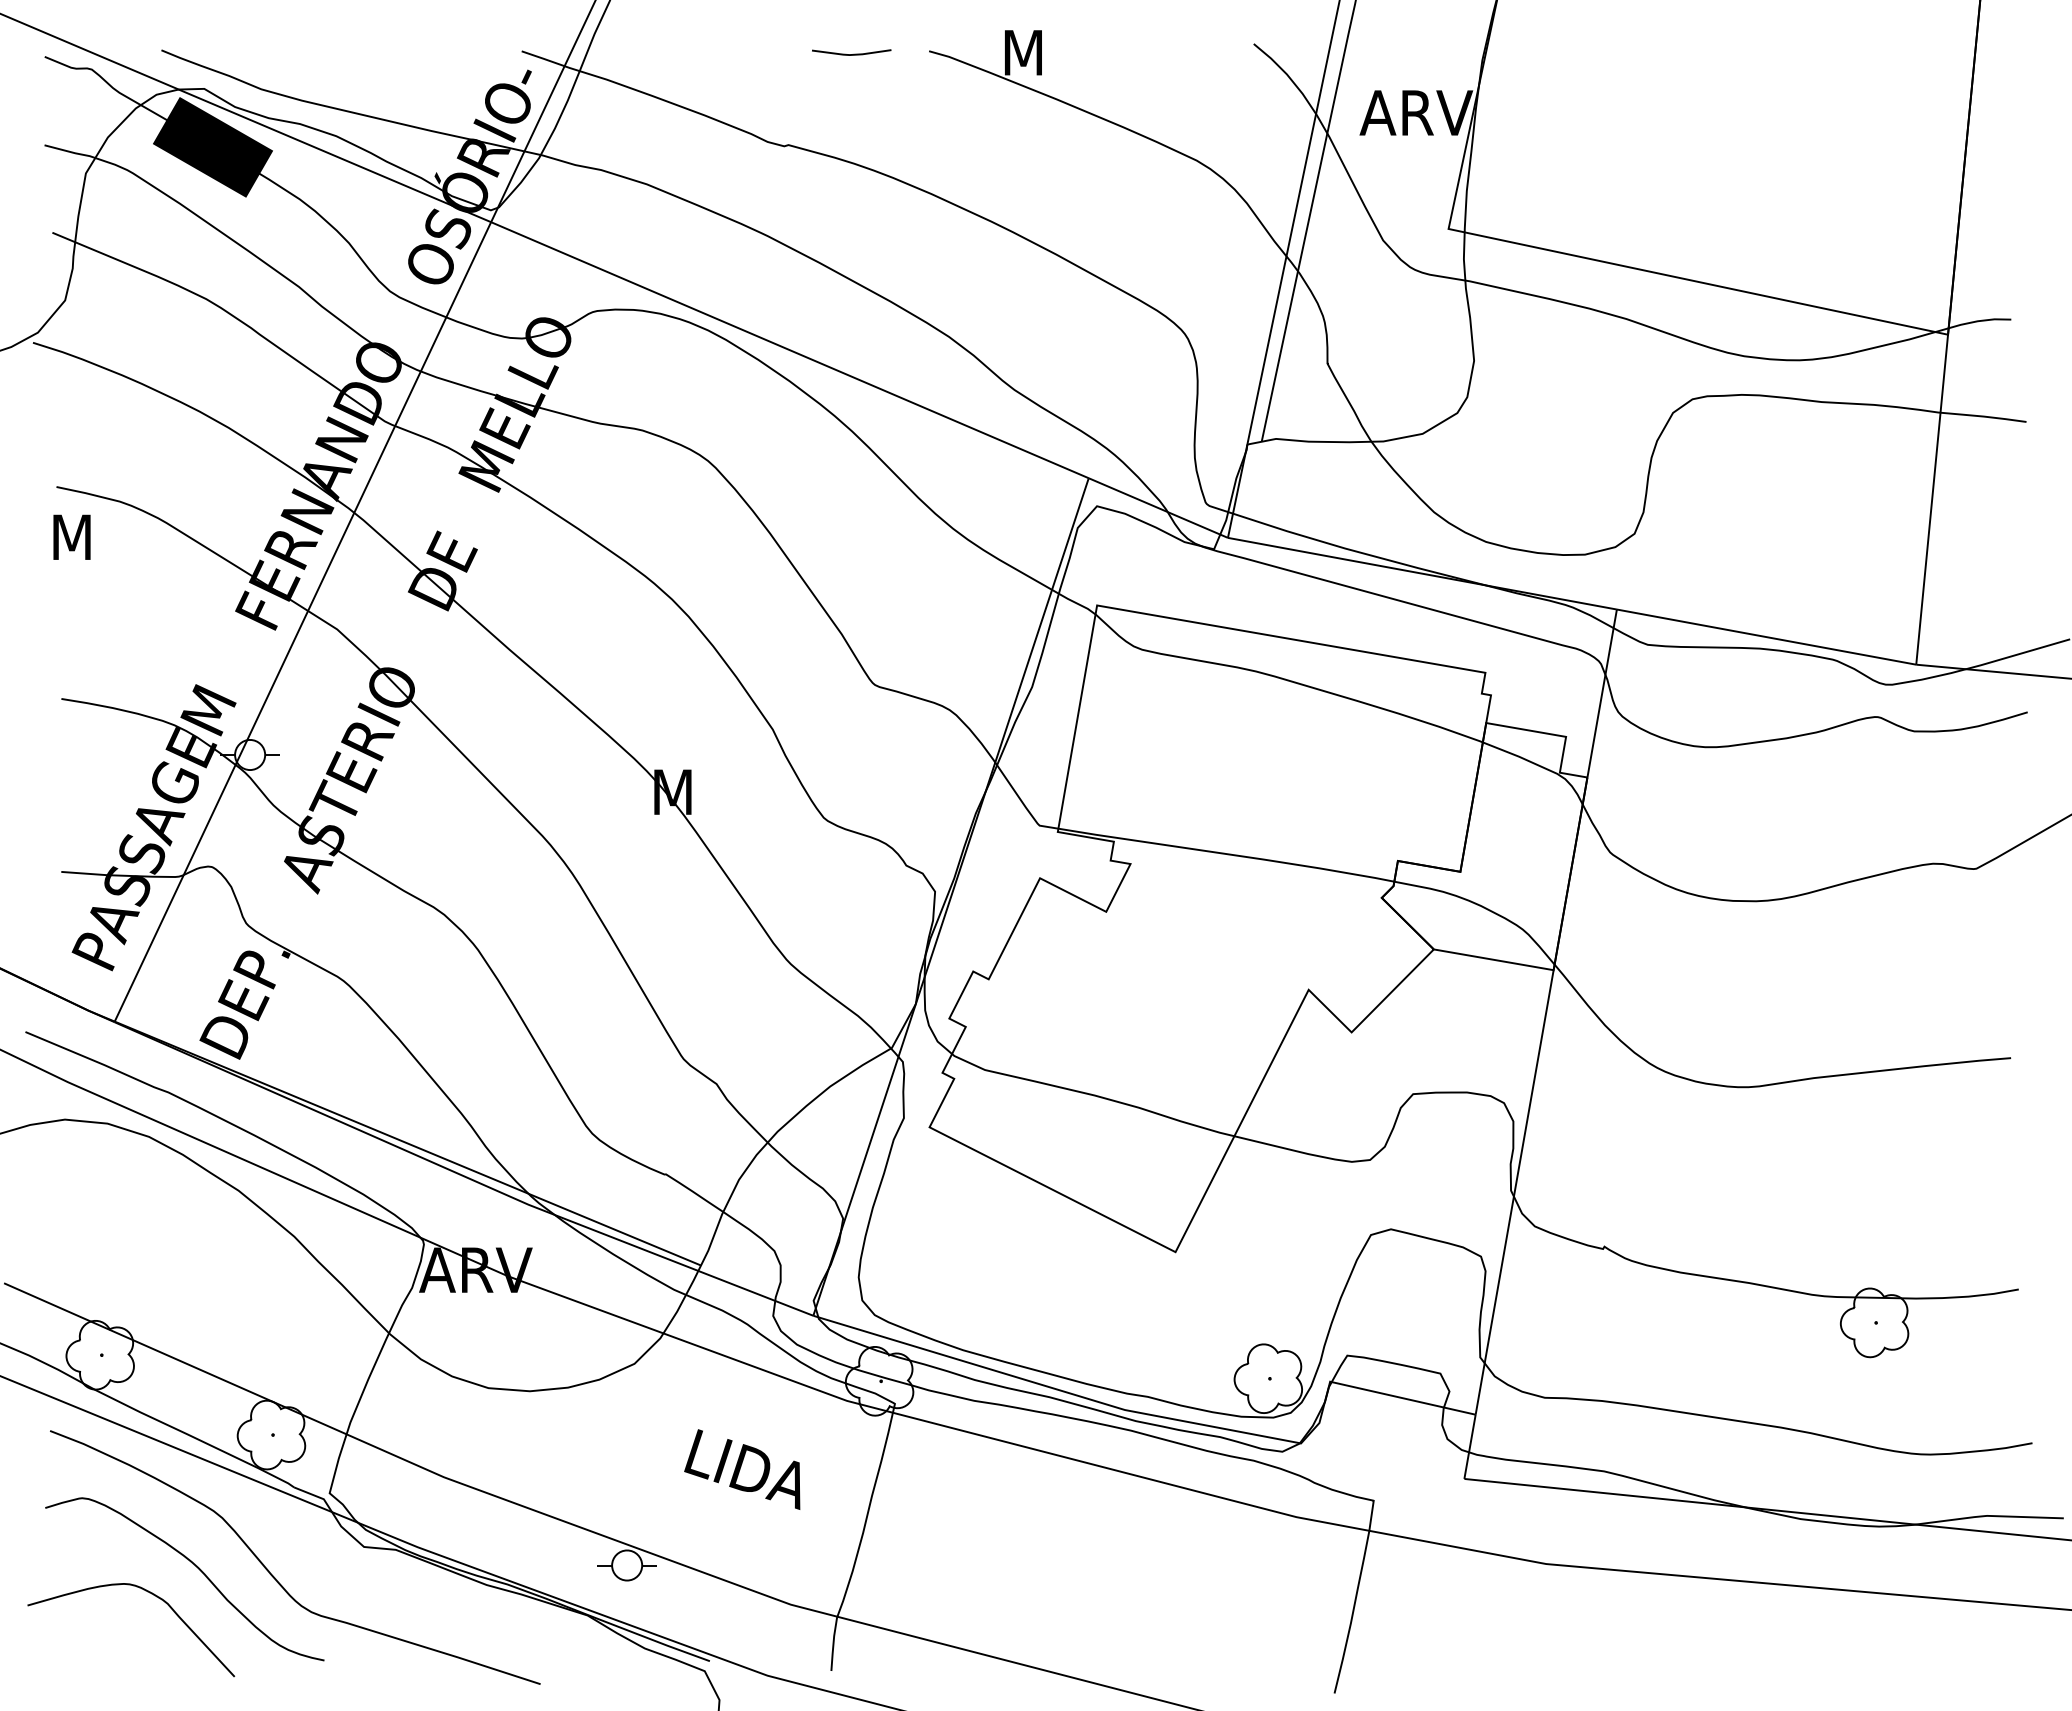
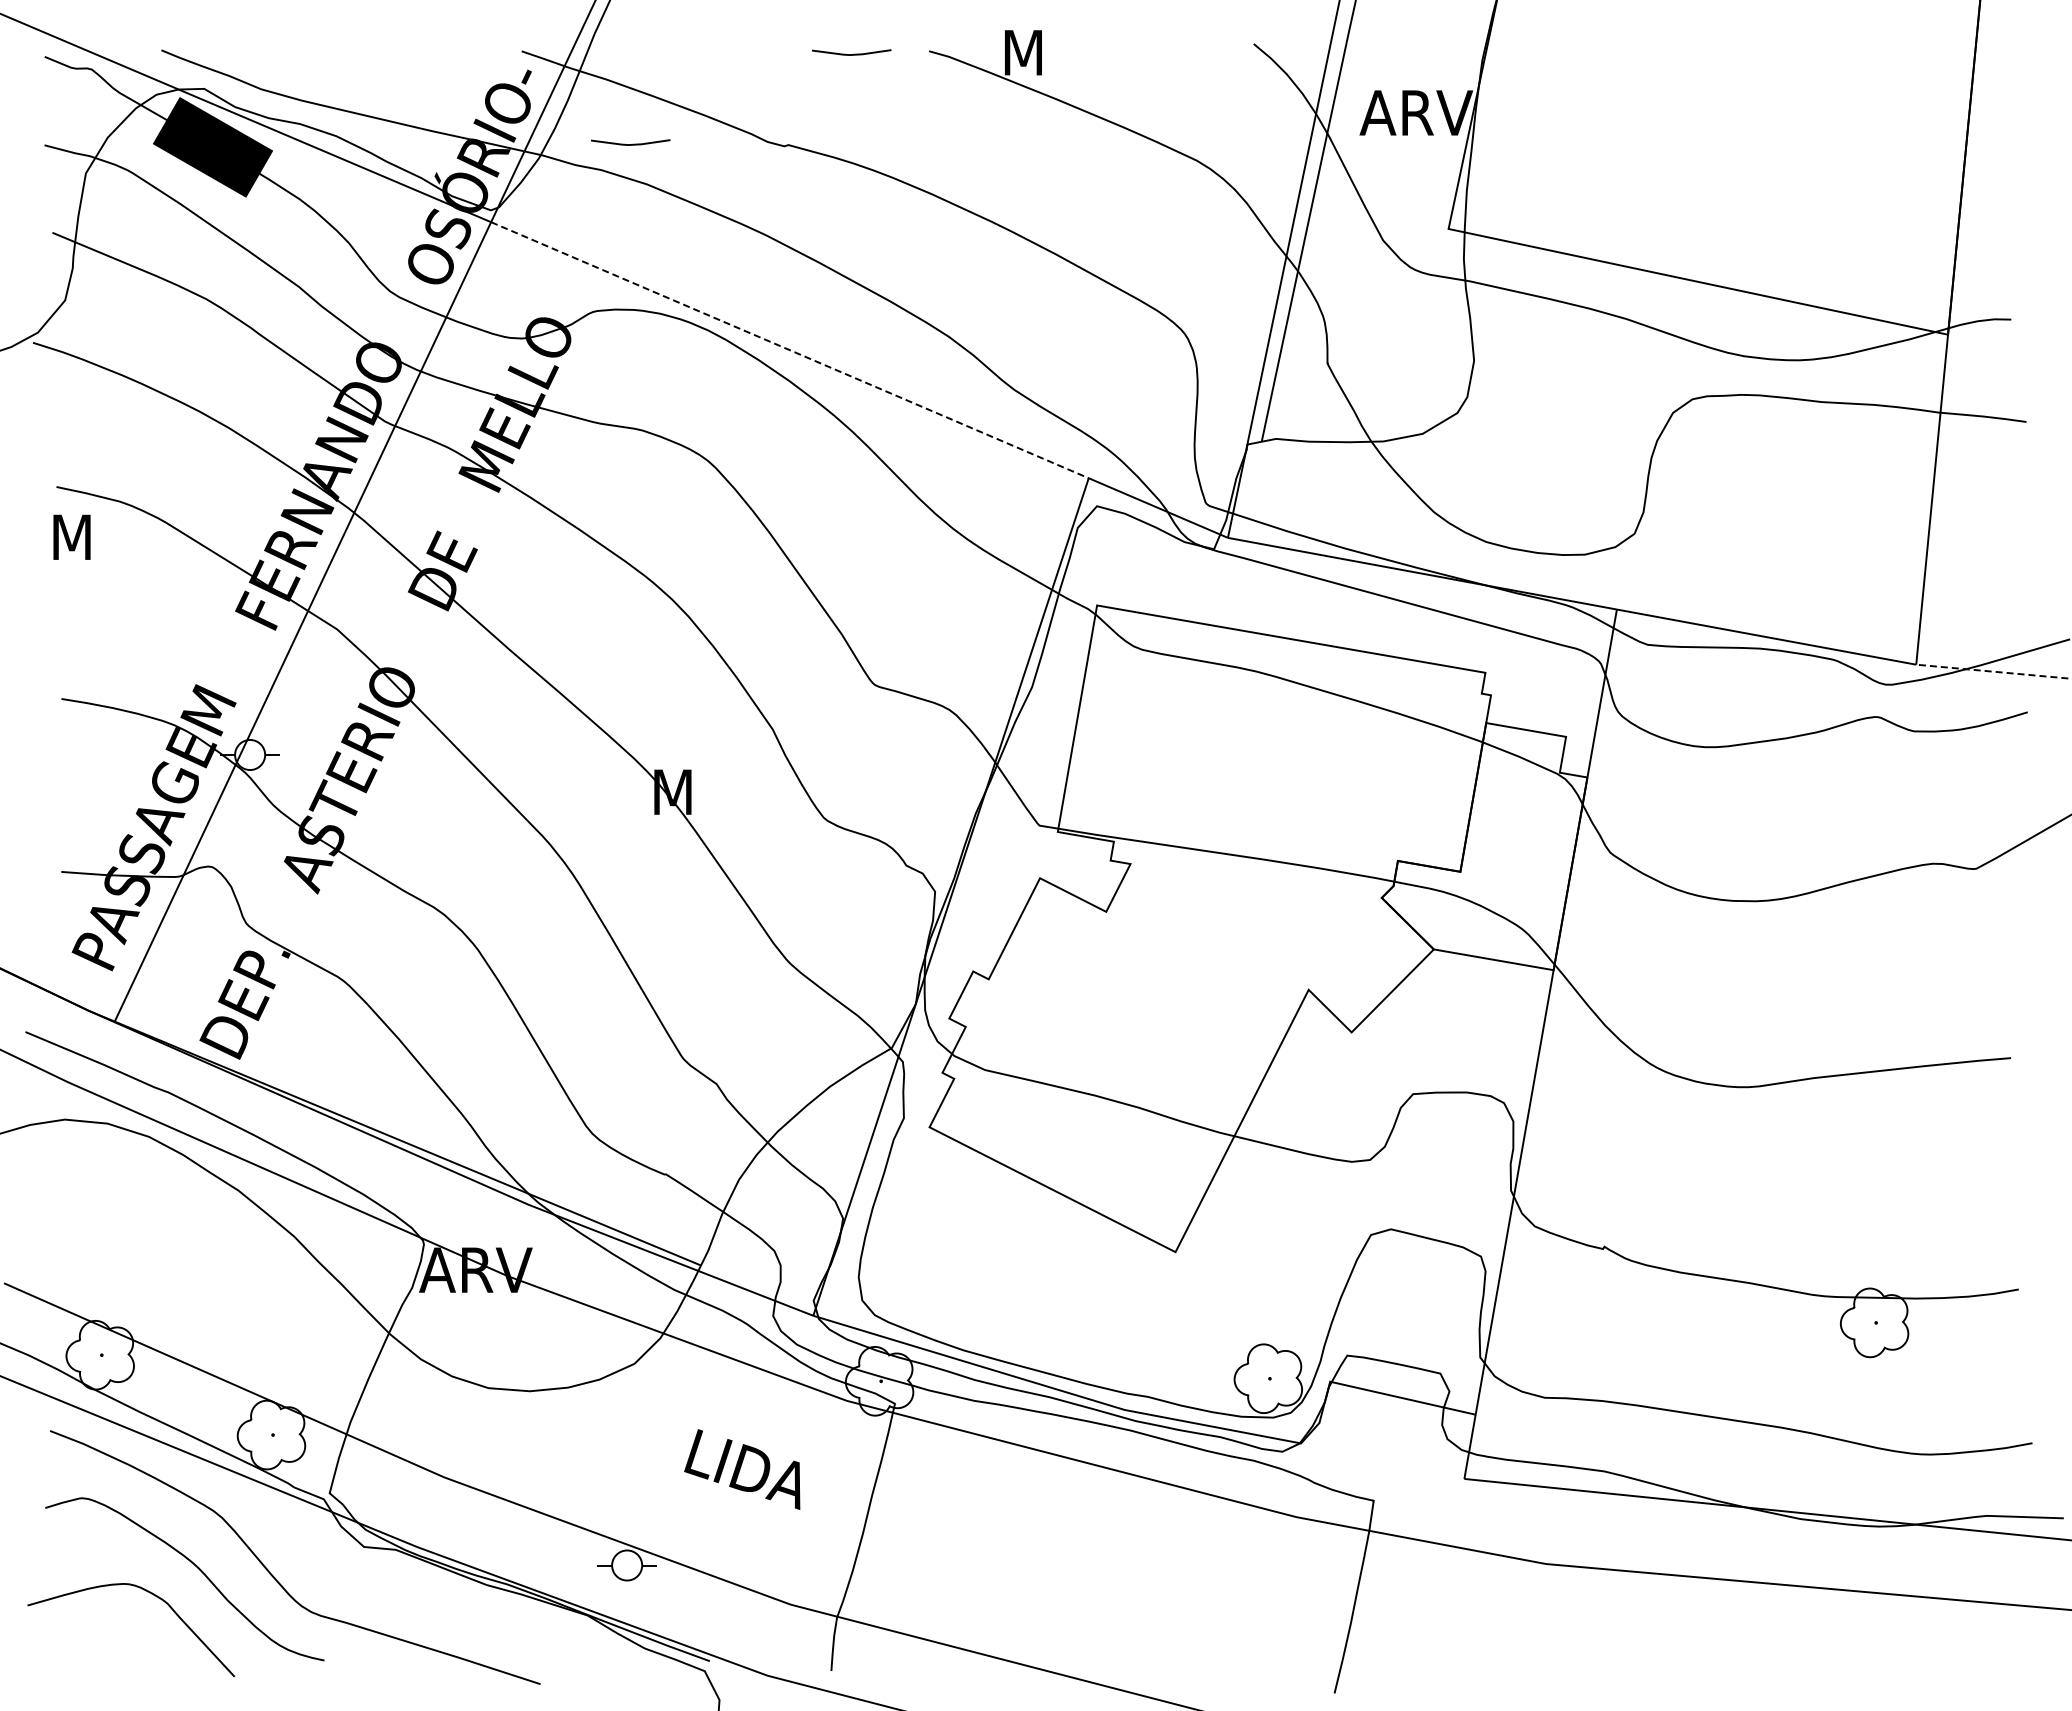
line: none -> present (630, 144)
line: solid -> dashed (790, 350)
line: solid -> dashed (1993, 671)
